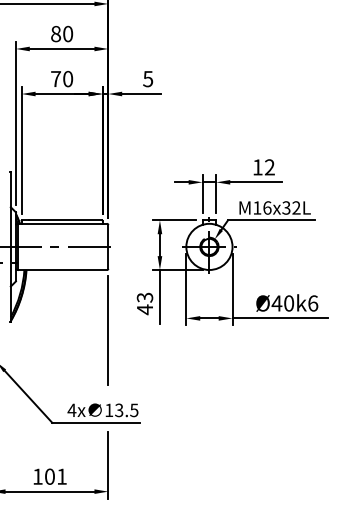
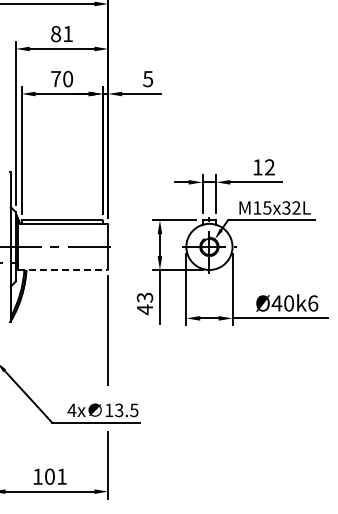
text: 80 -> 81 (68, 33)
text: M16x32L -> M15x32L (267, 207)
line: solid -> dashed (62, 270)
